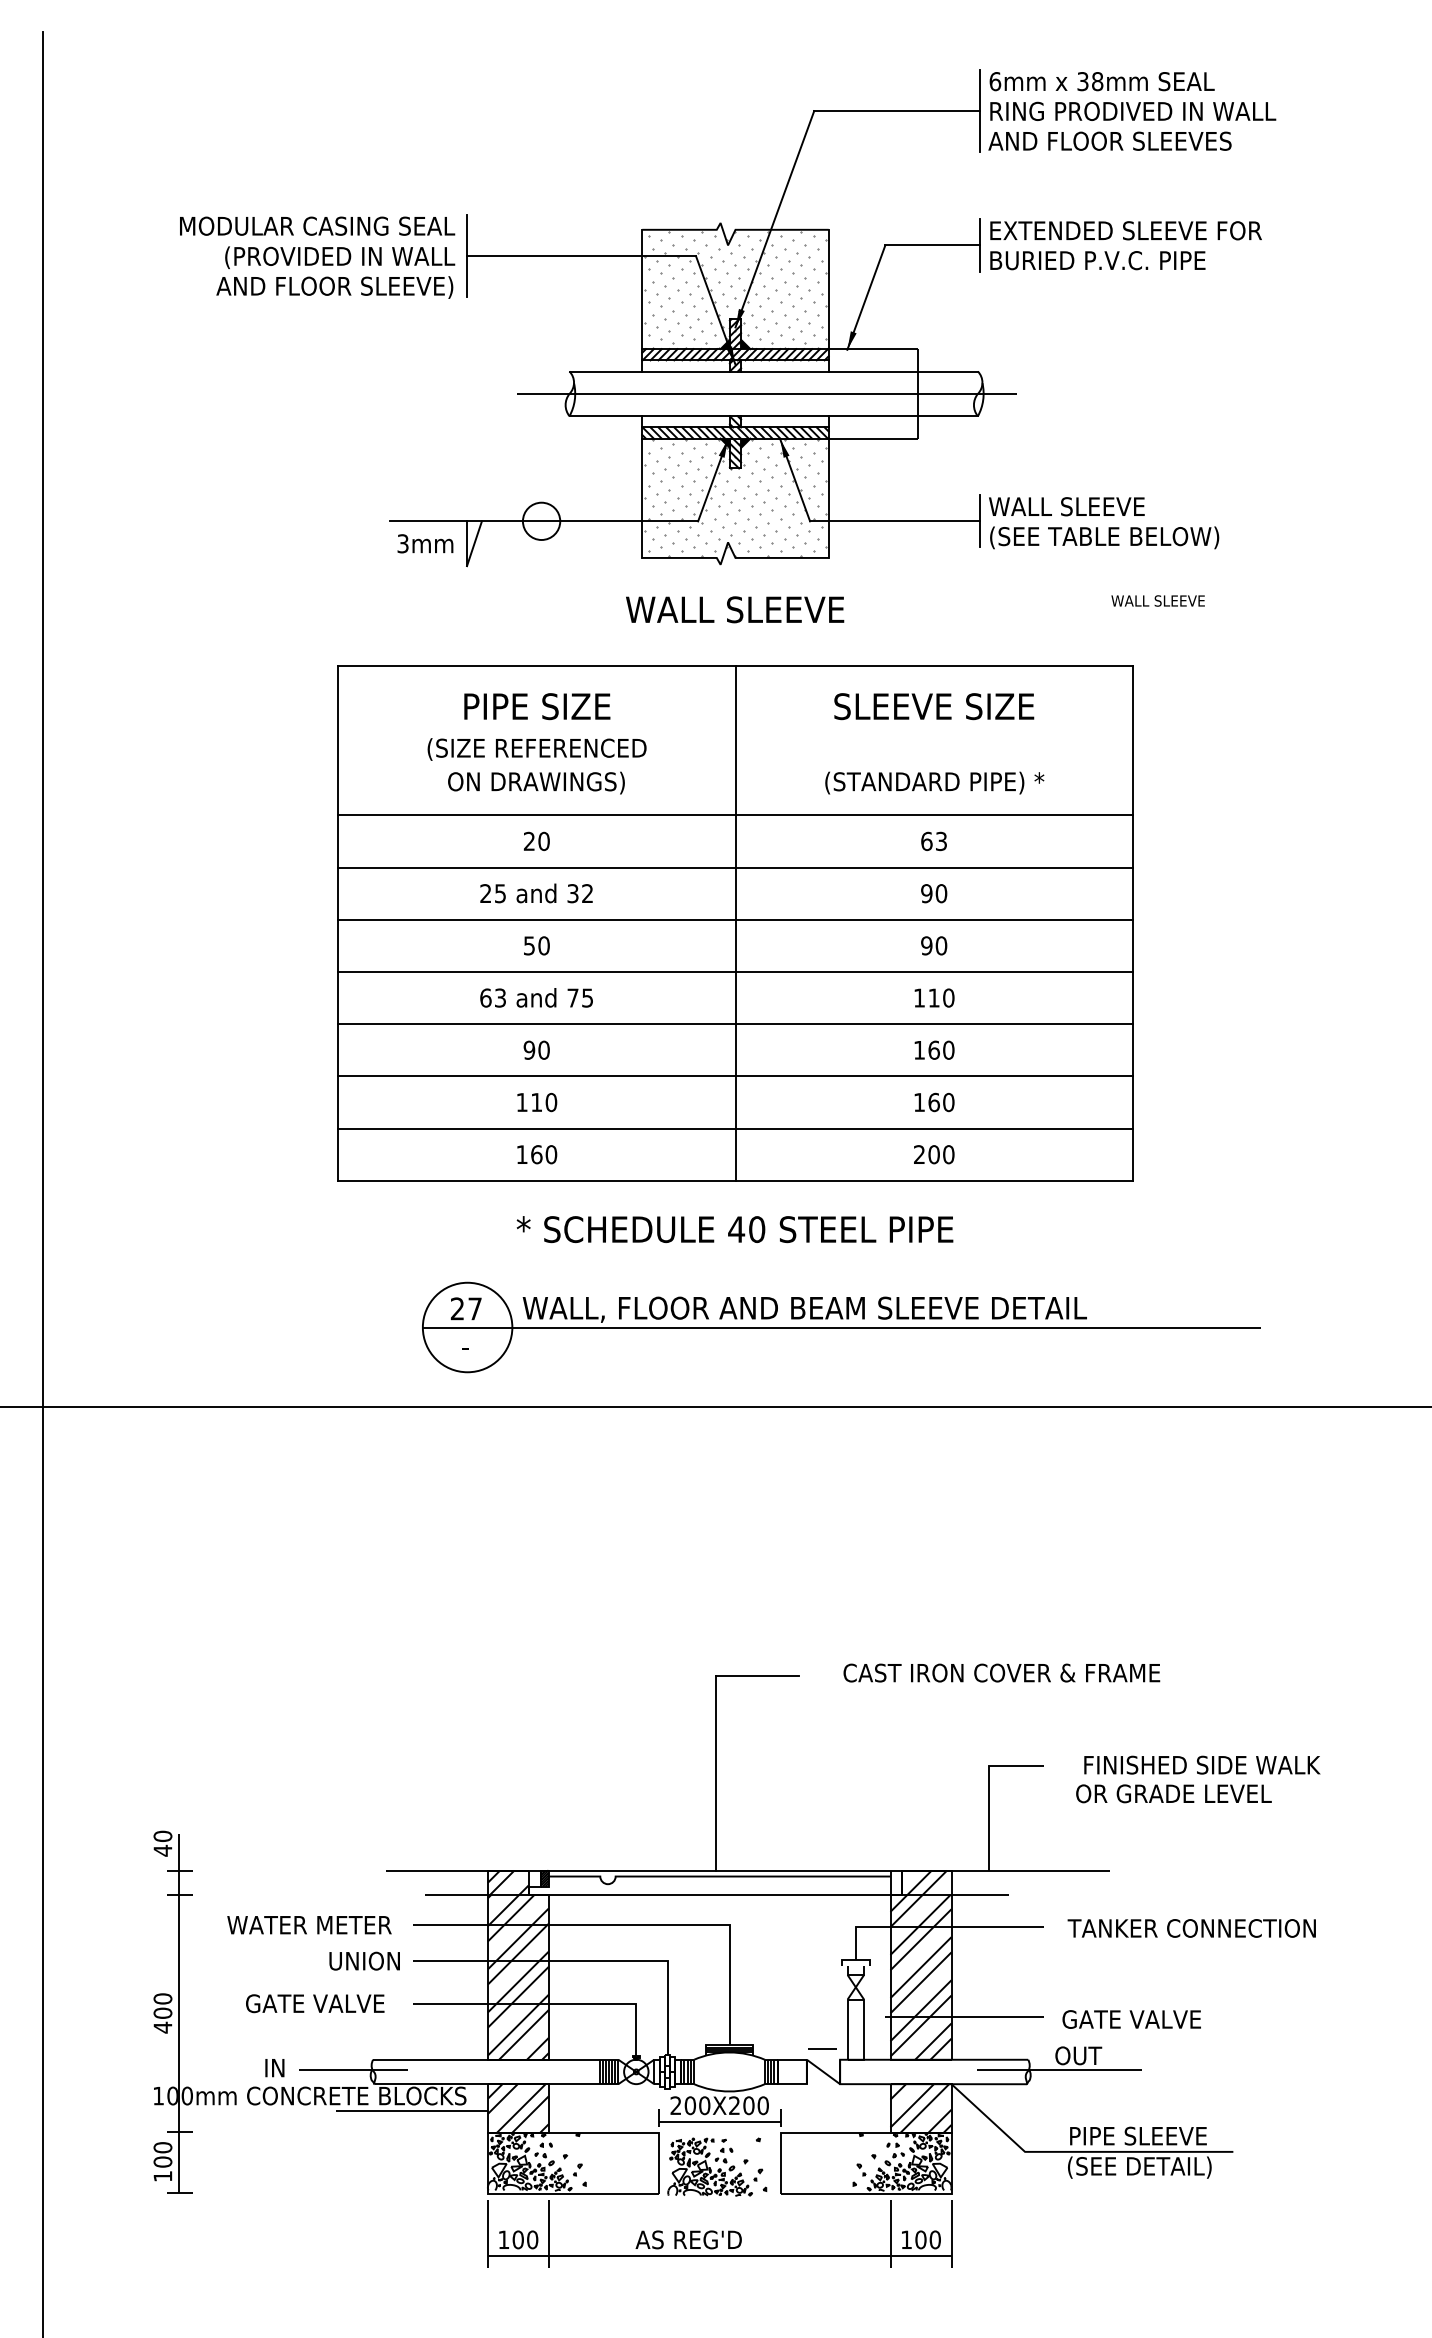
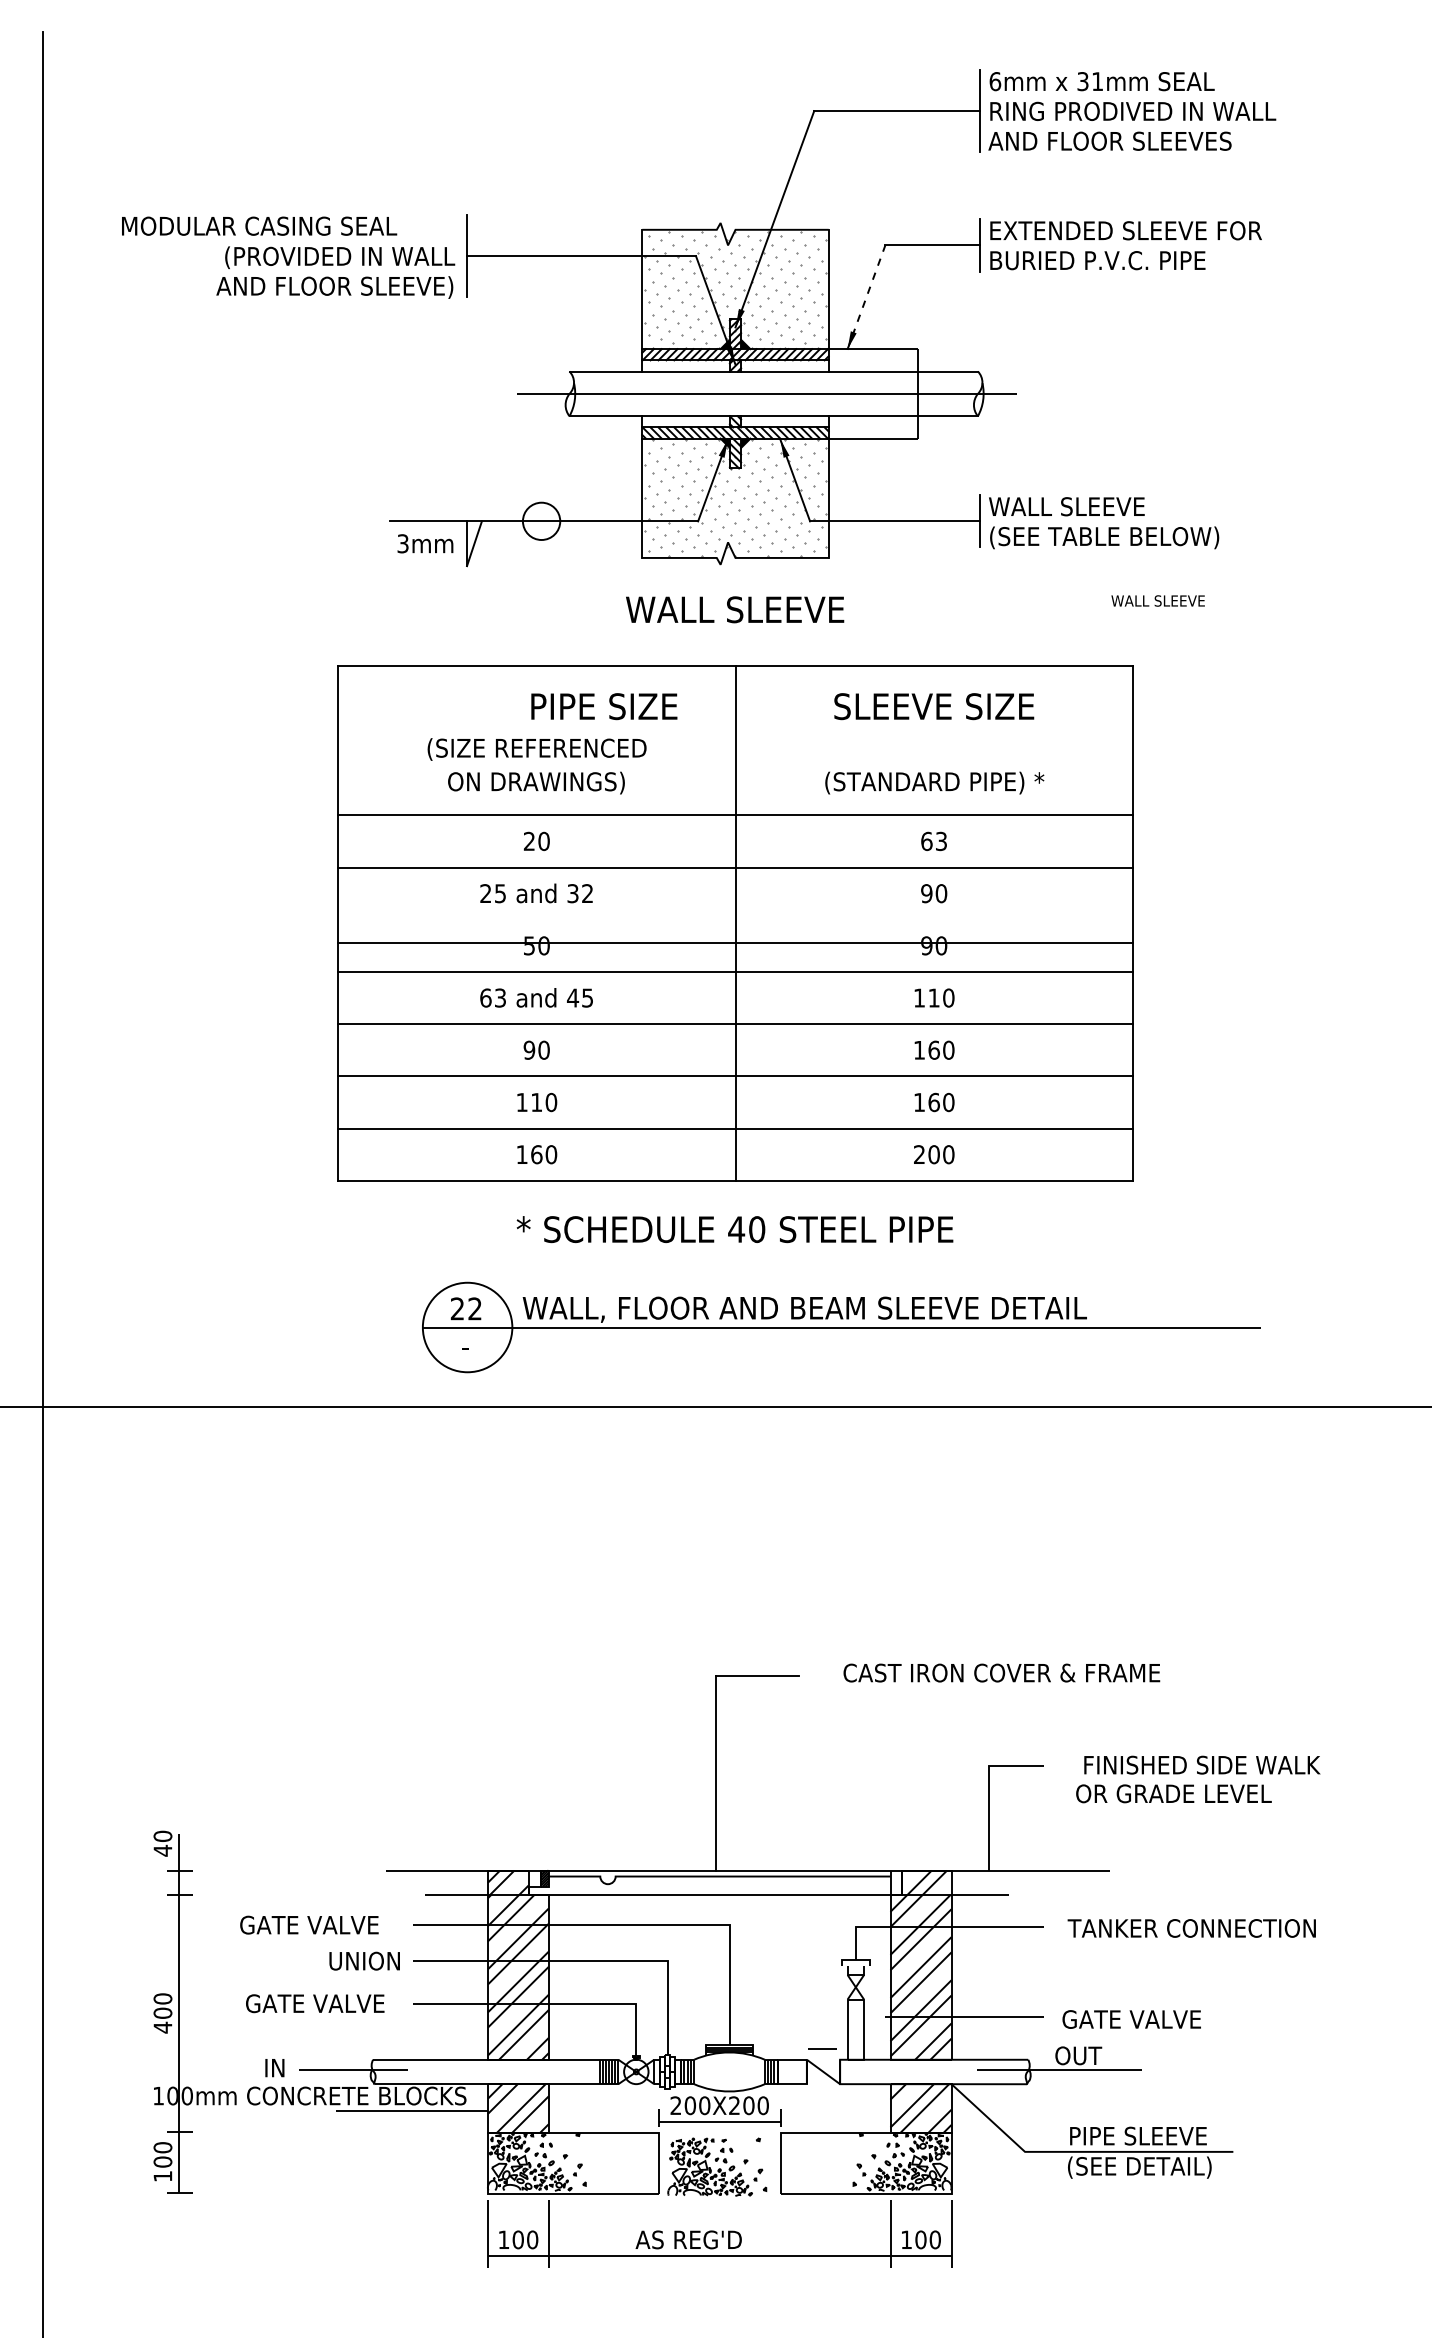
text: 38mm -> 31mm (1097, 81)
text position: (317, 225) -> (259, 225) (259, 225)
line: solid -> dashed (866, 297)
text position: (537, 706) -> (604, 706) (604, 706)
line position: (735, 919) -> (735, 942) (735, 942)
text: 75 -> 45 (573, 997)
text: 27 -> 22 (474, 1308)
text: WATER METER -> GATE VALVE (309, 1924)
